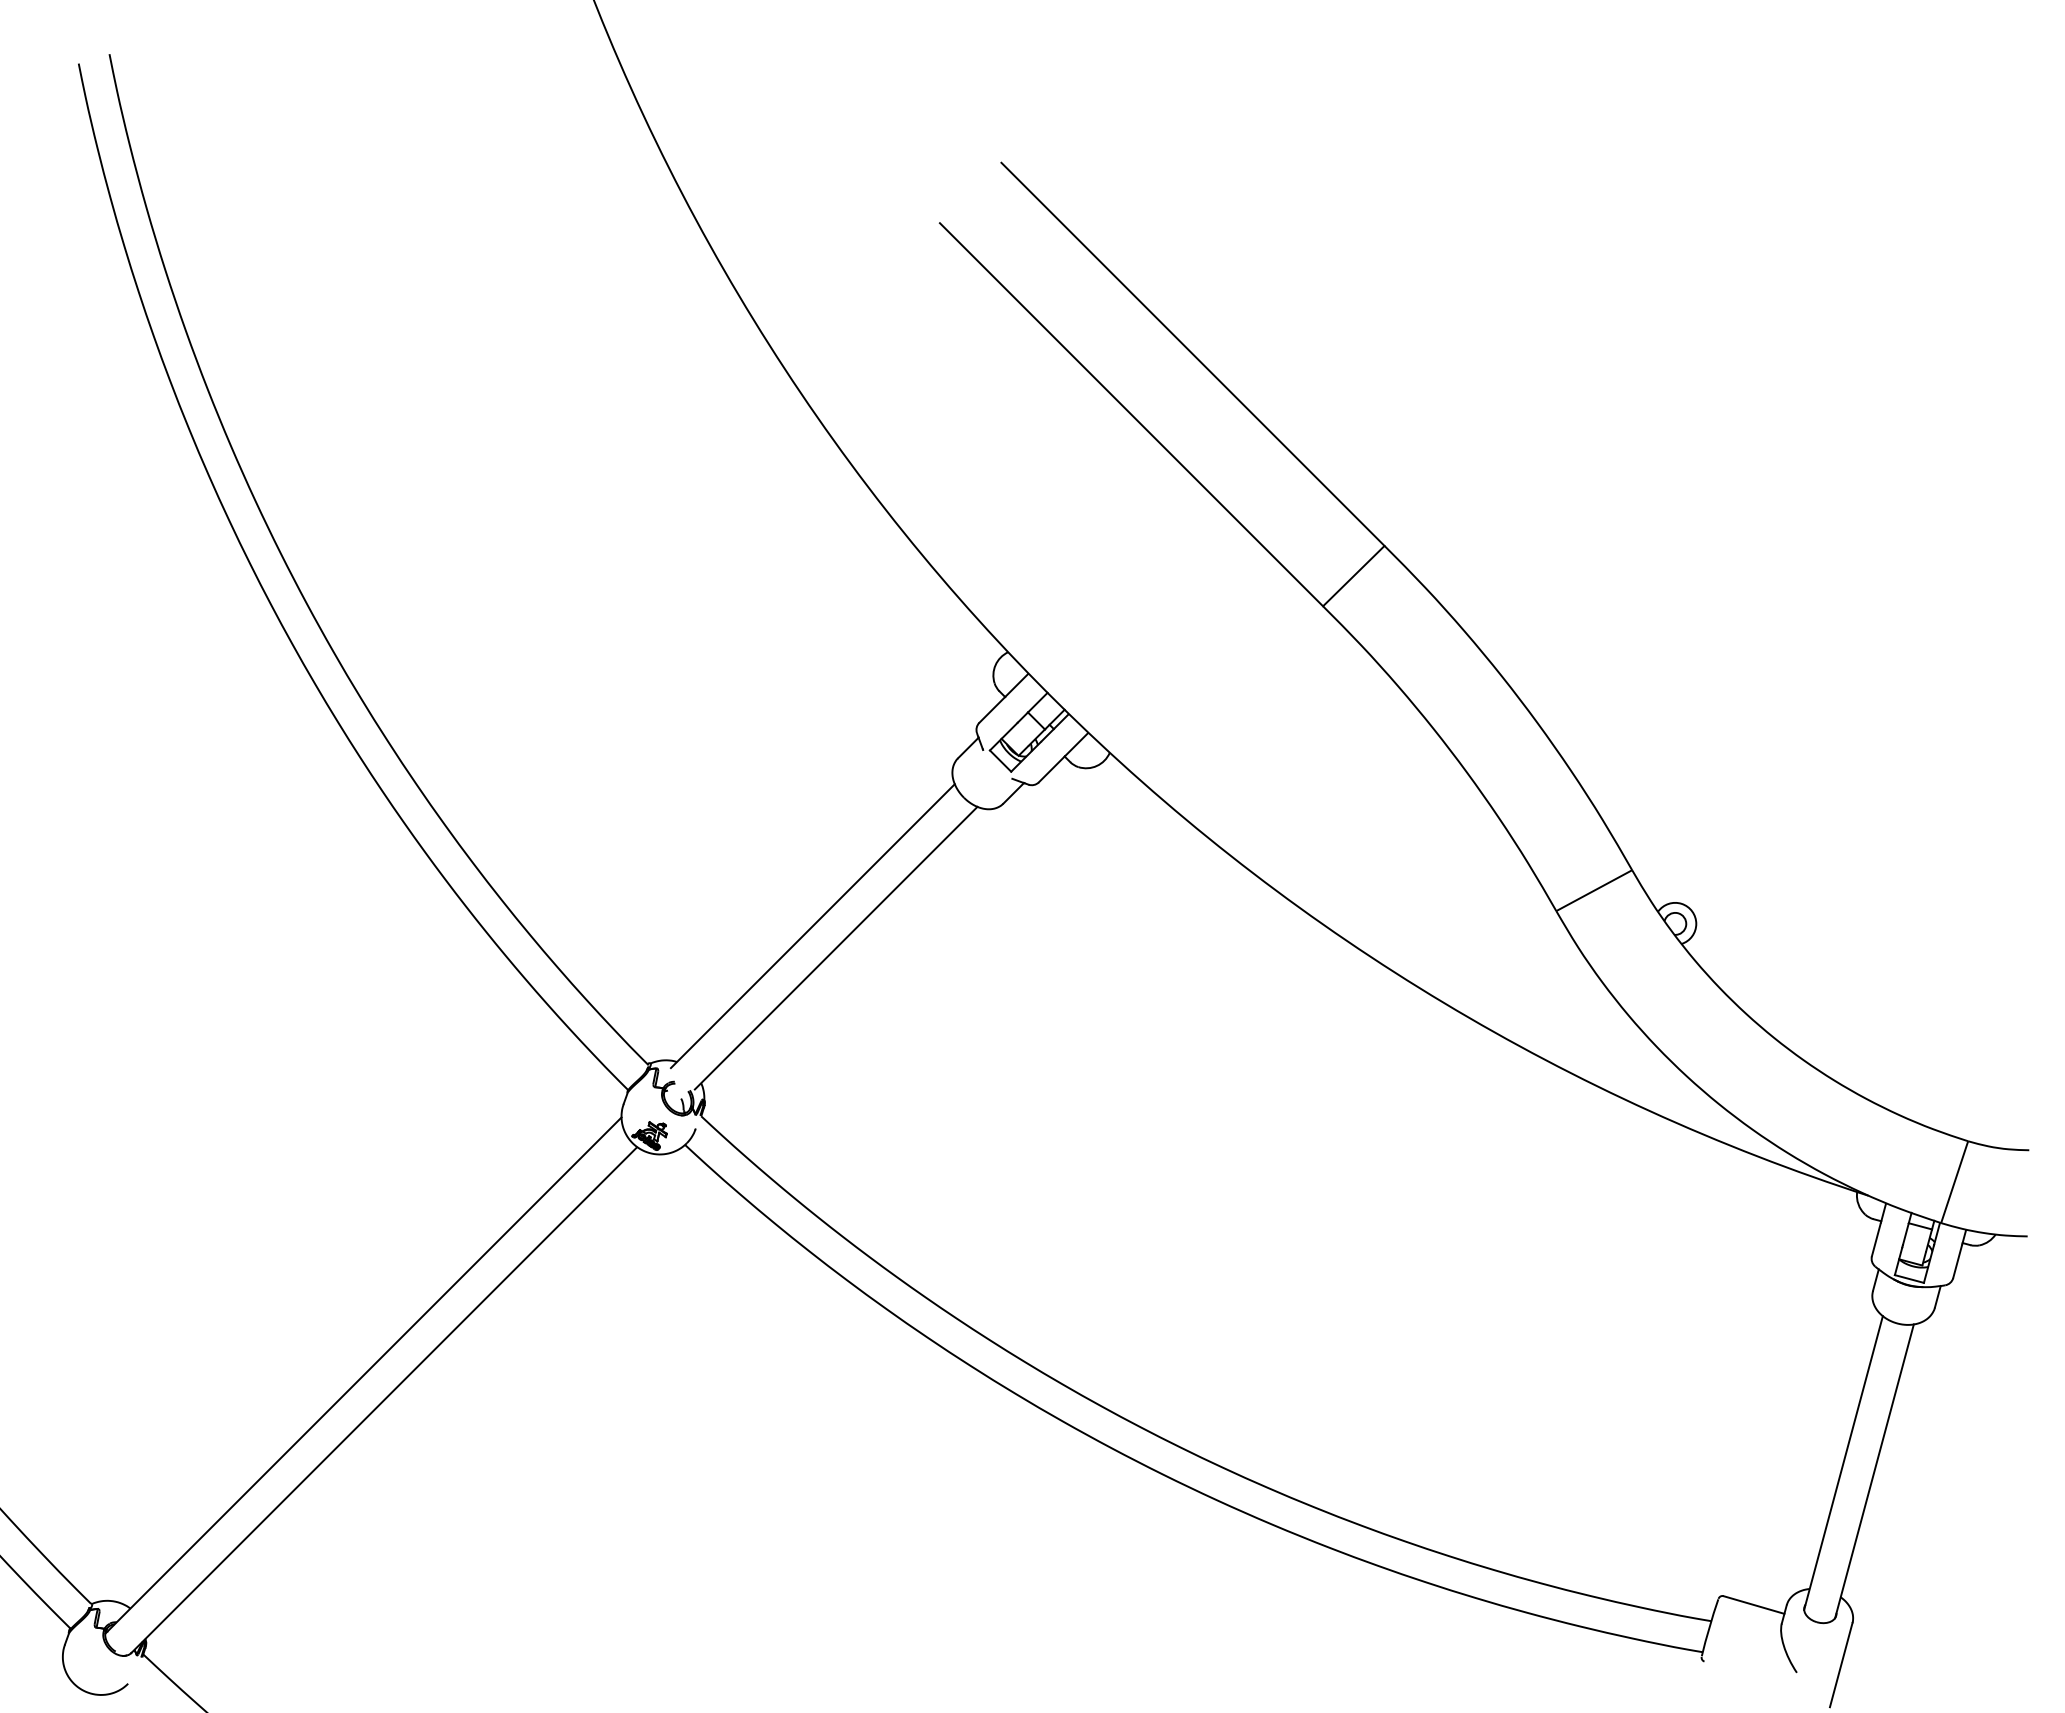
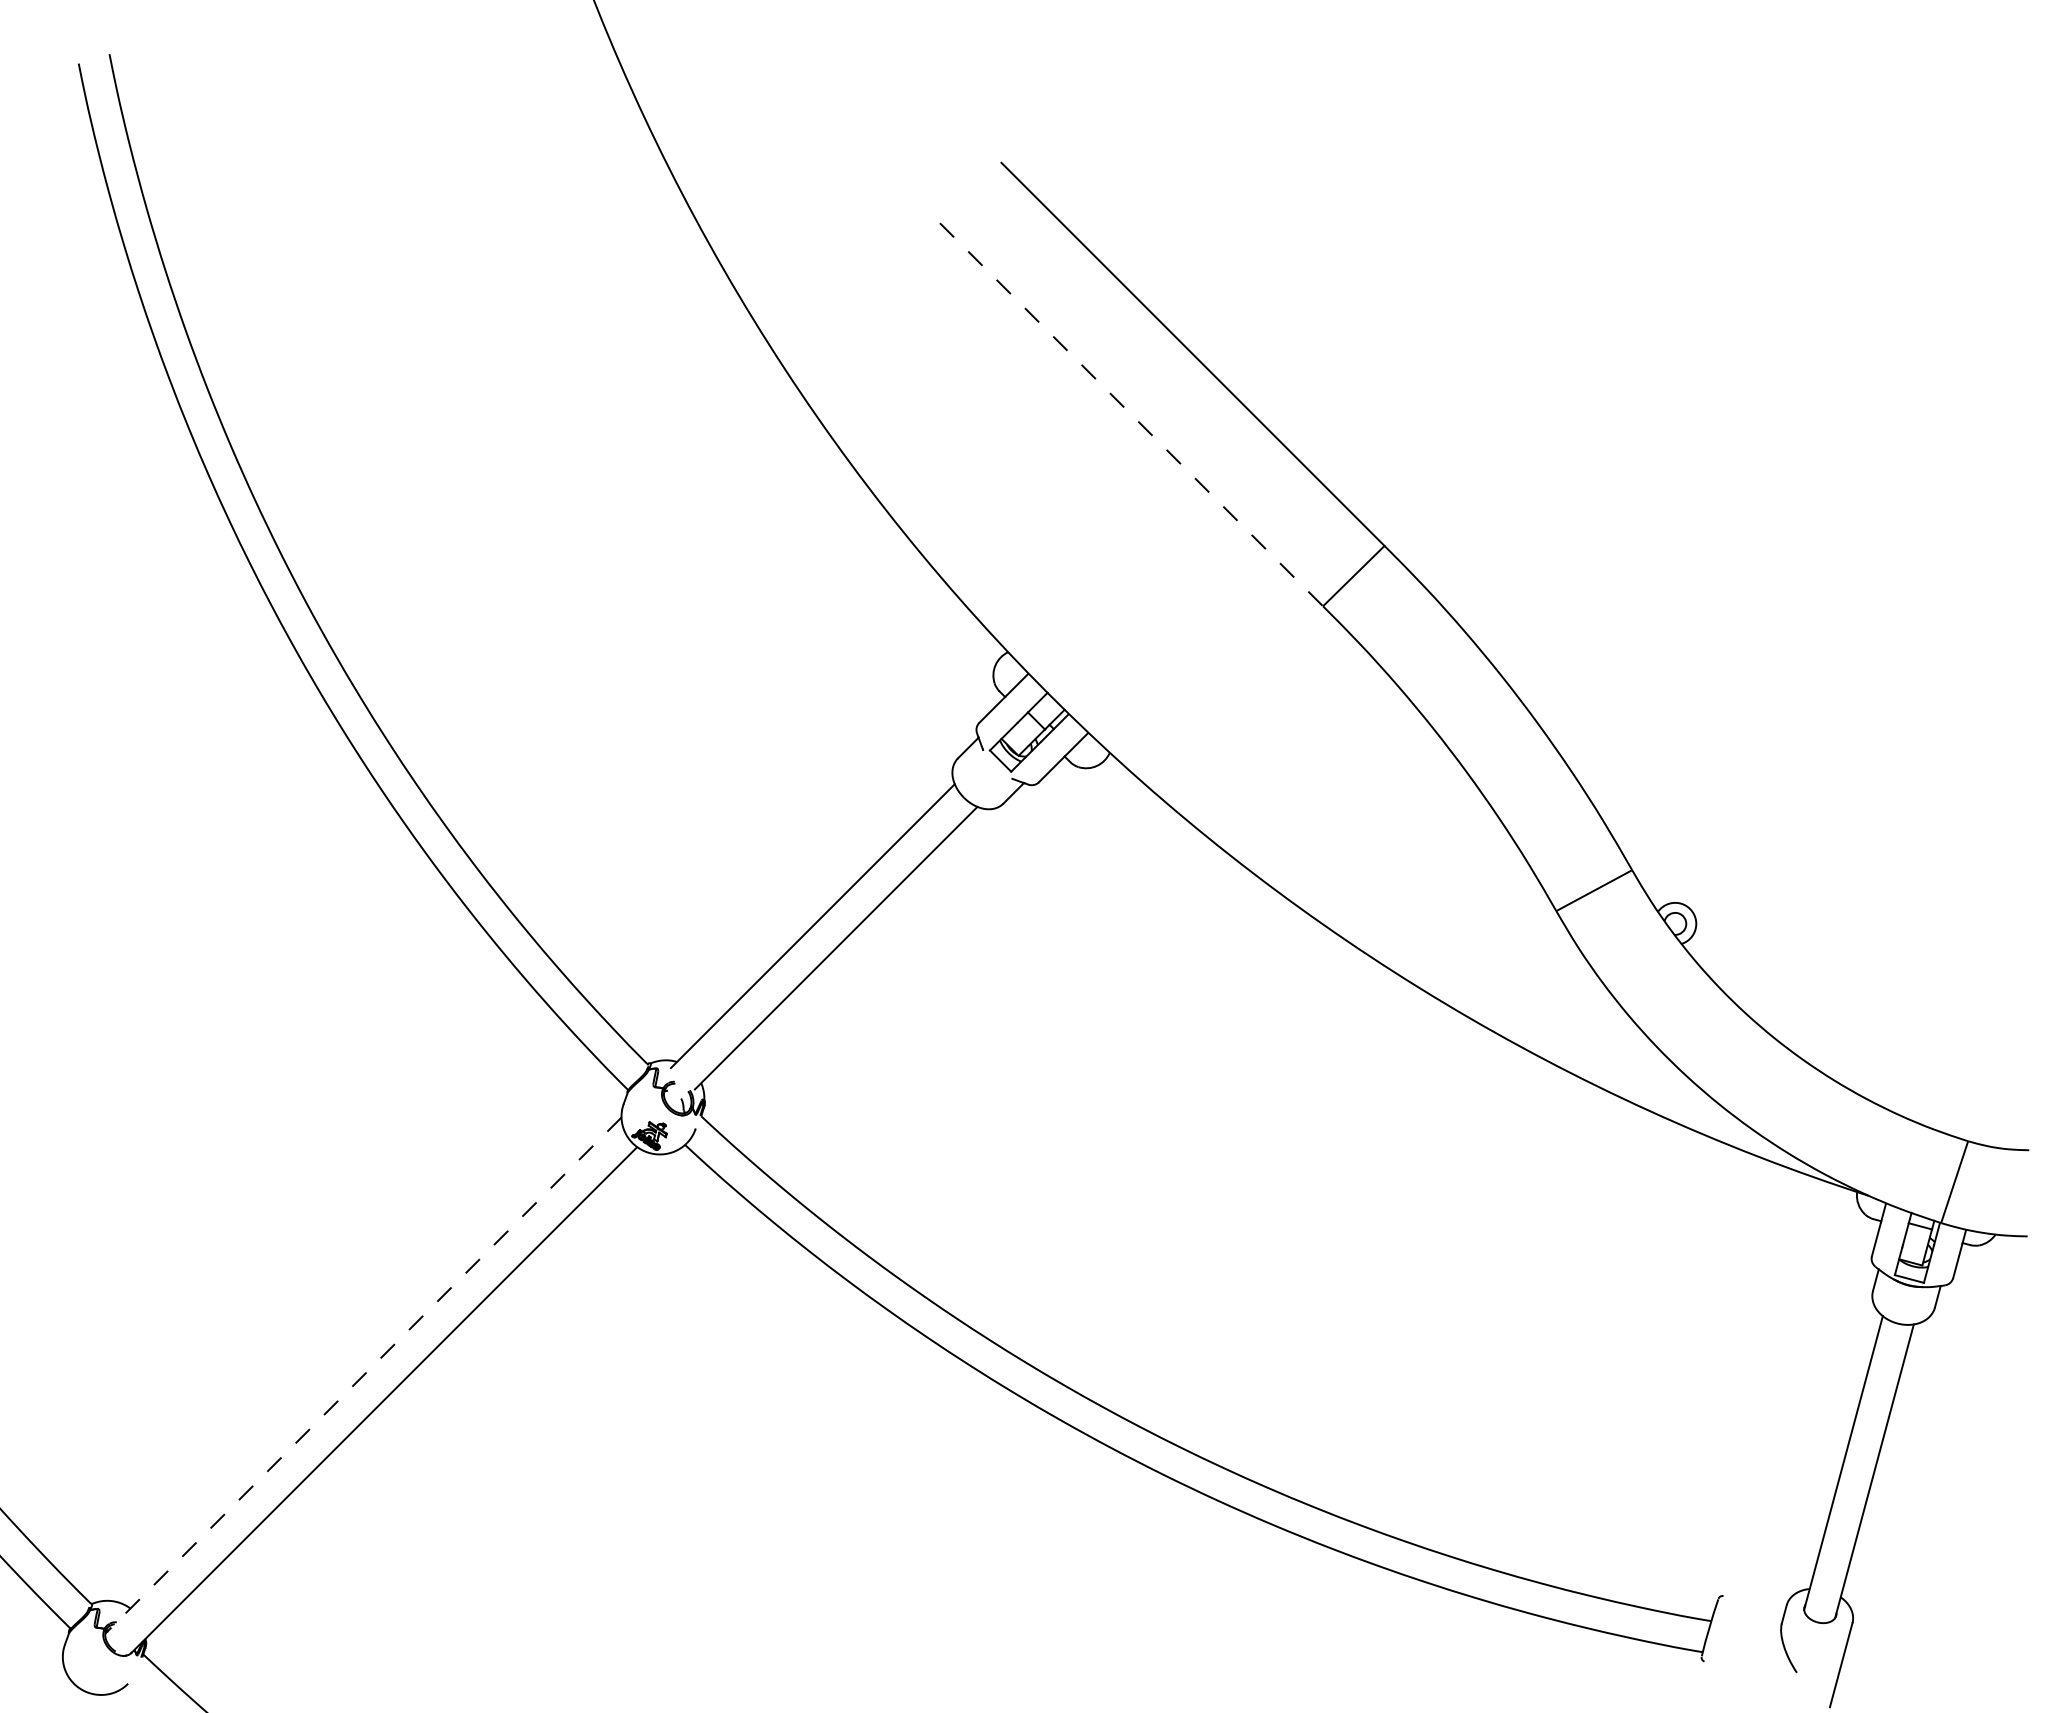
line: solid -> dashed (1131, 414)
line: solid -> dashed (363, 1375)
line: present -> none (1753, 1604)
